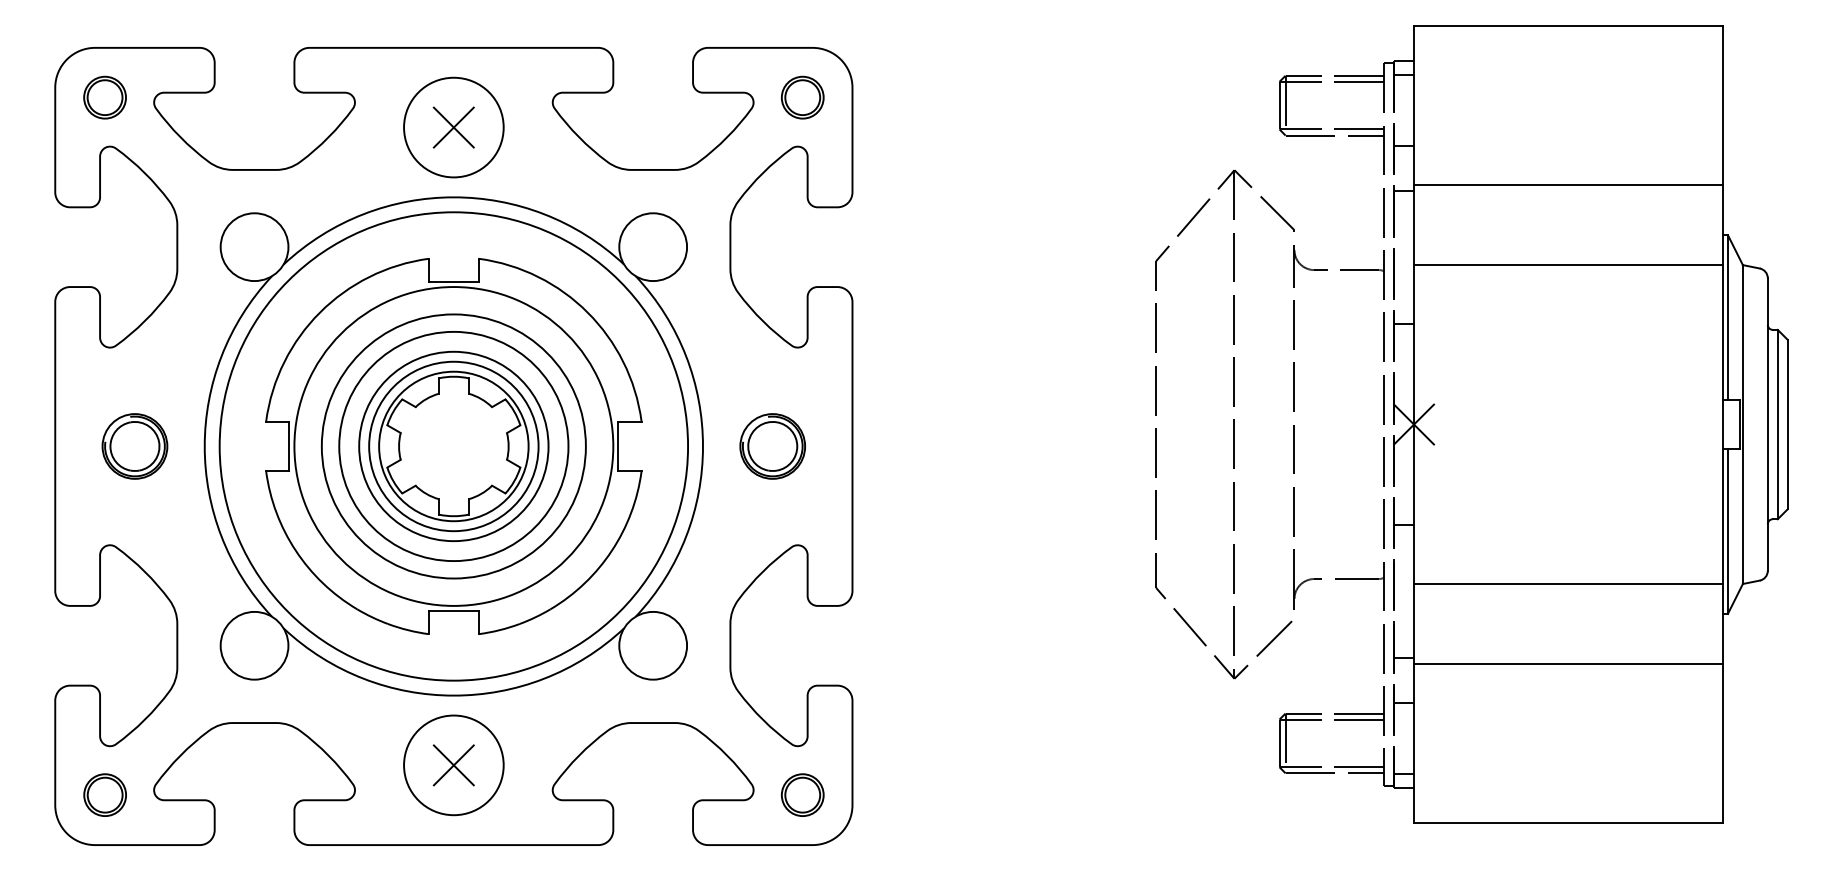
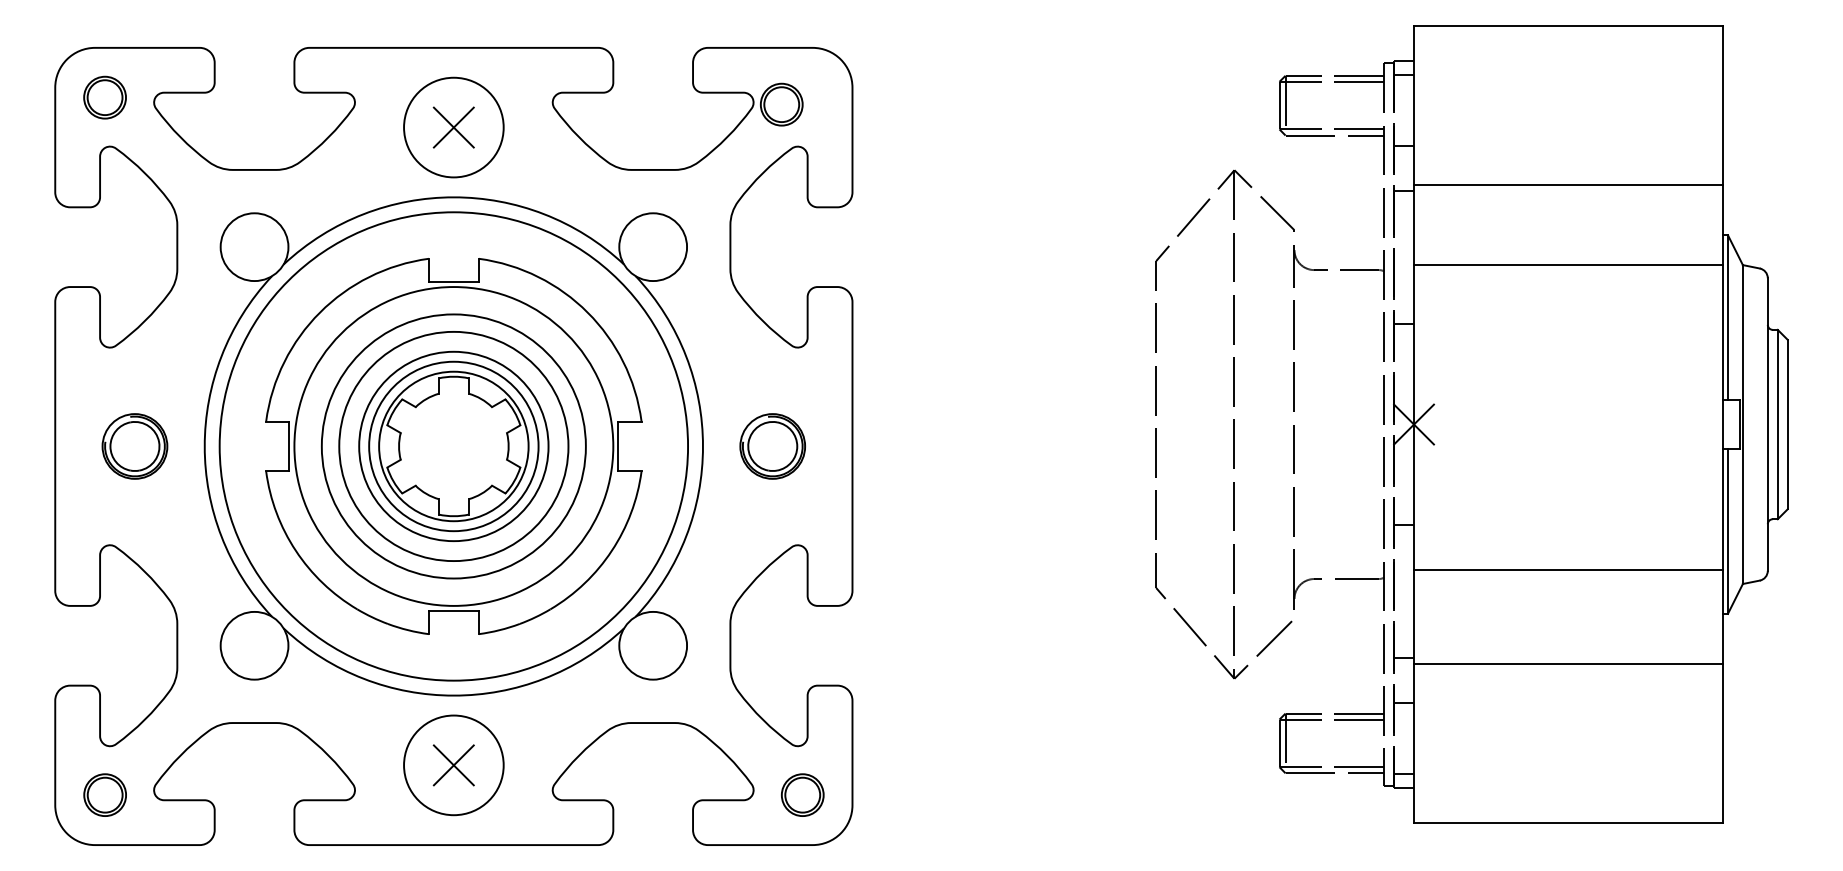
part position: (802, 97) -> (781, 104) (781, 104)
line position: (1568, 584) -> (1568, 570) (1568, 570)
